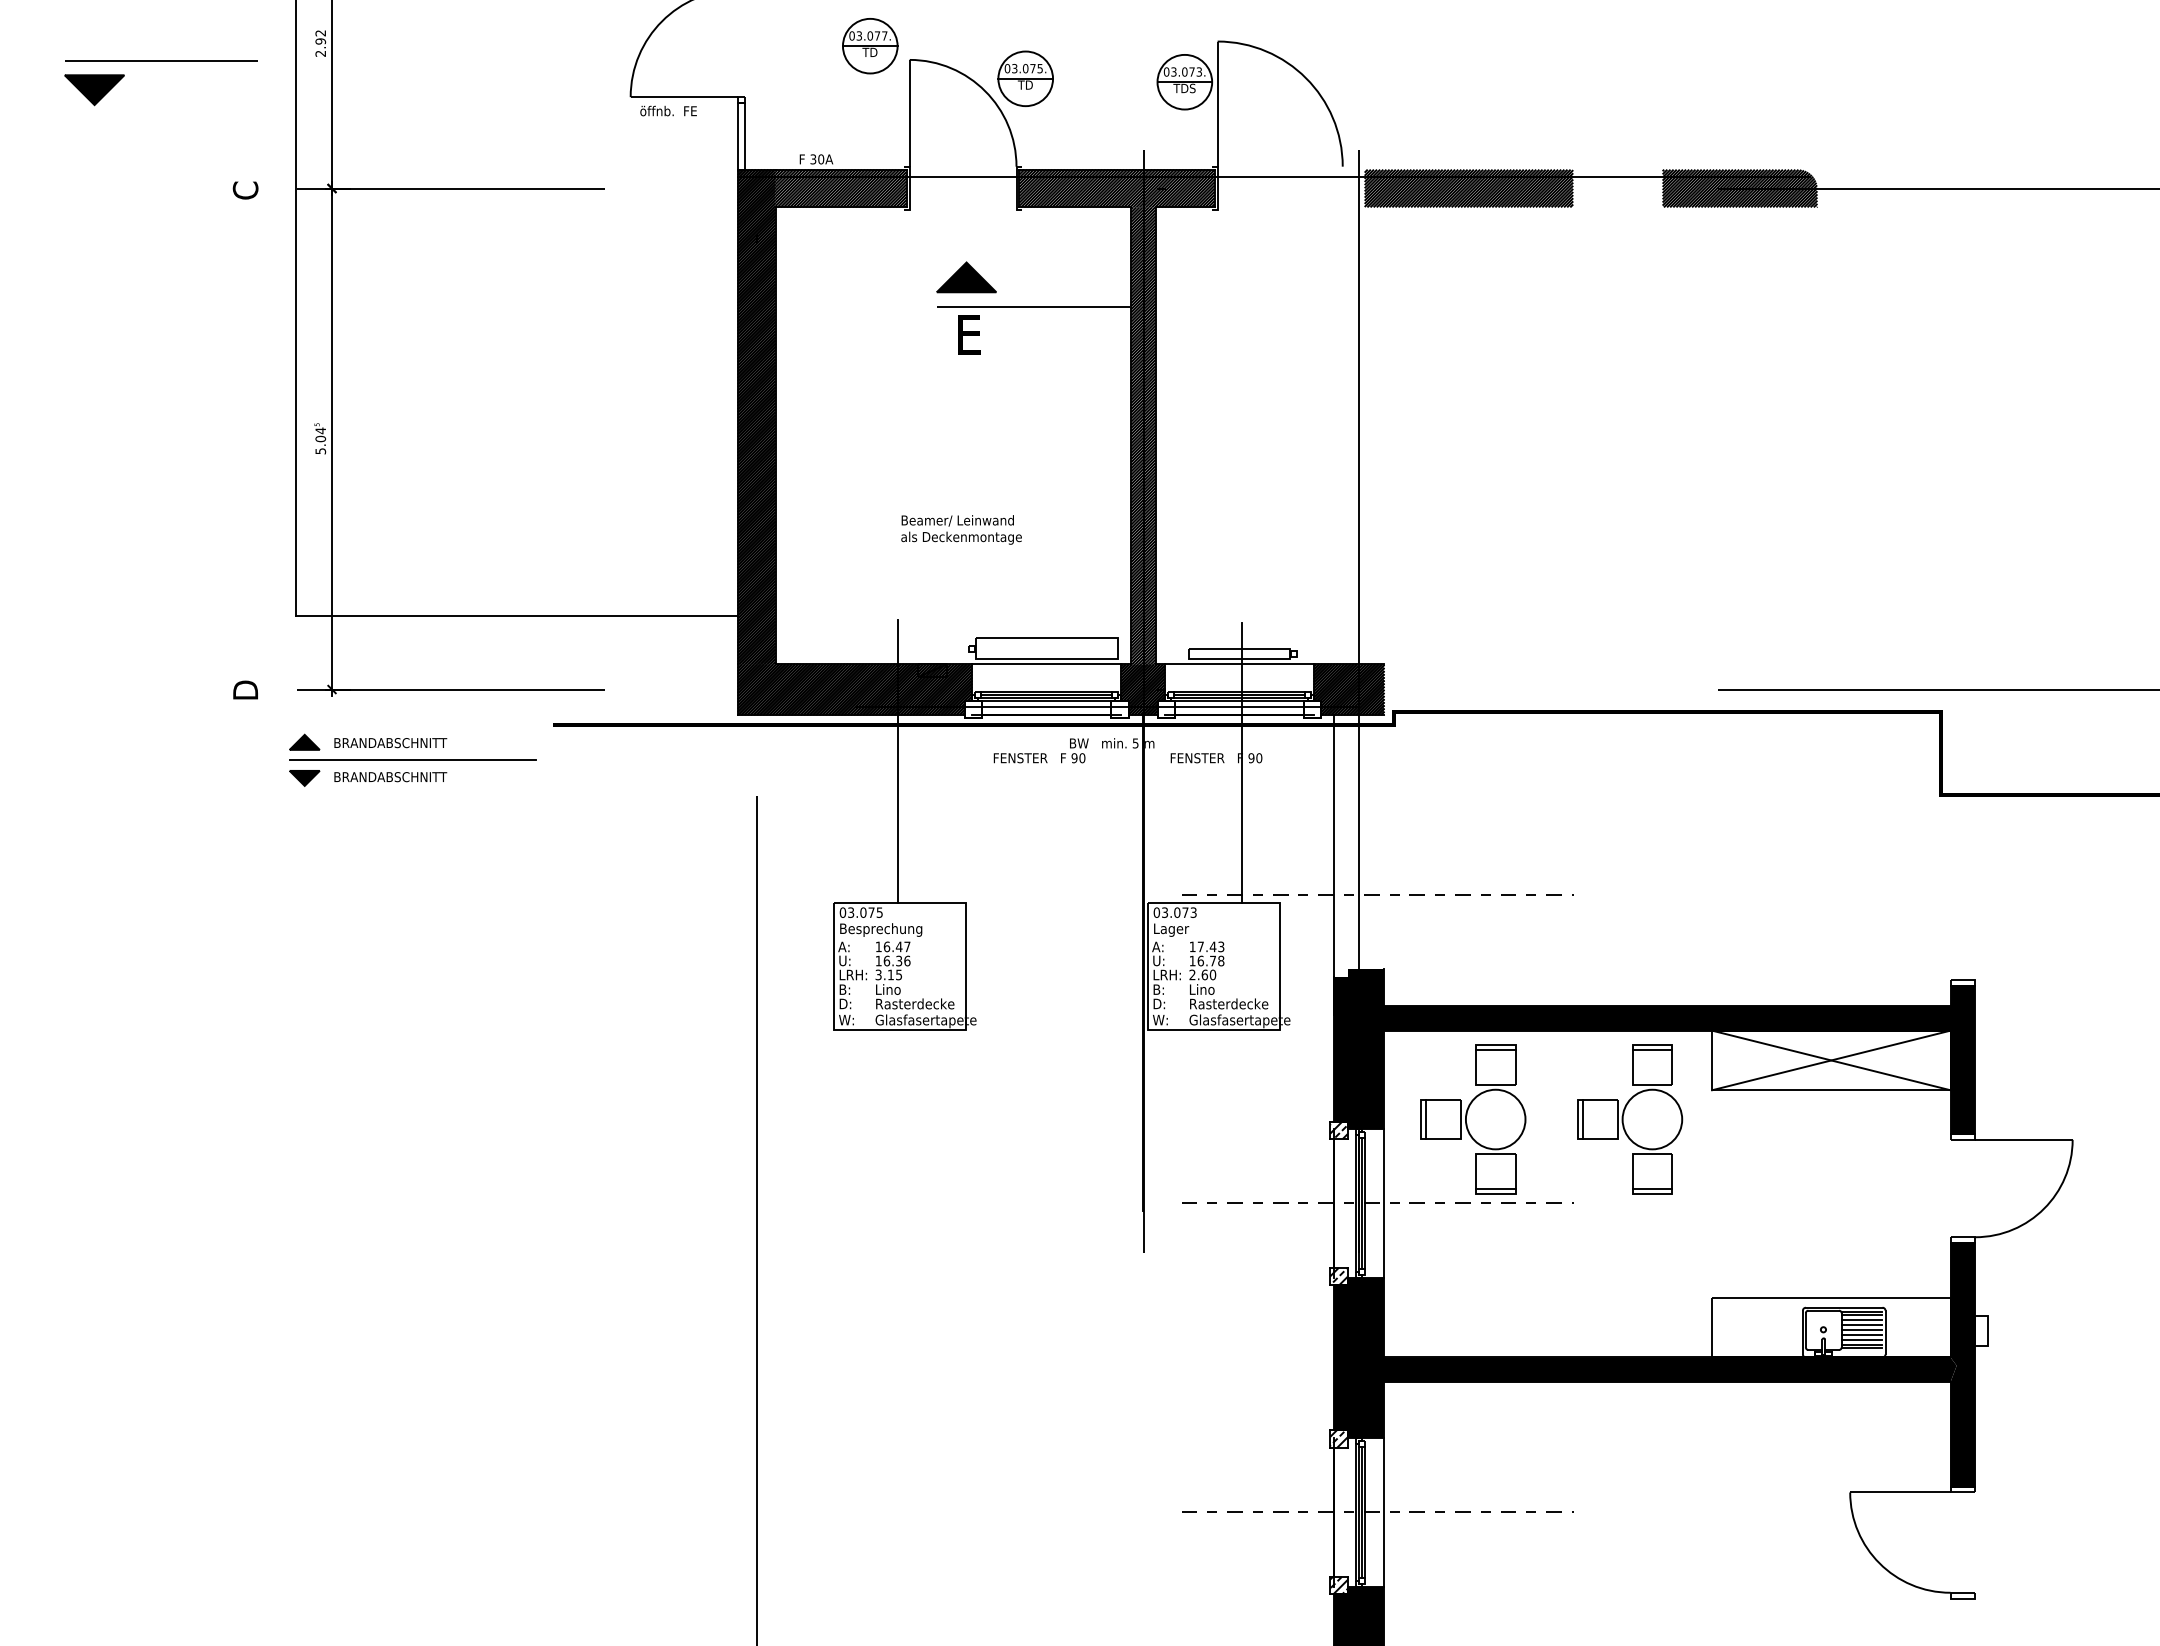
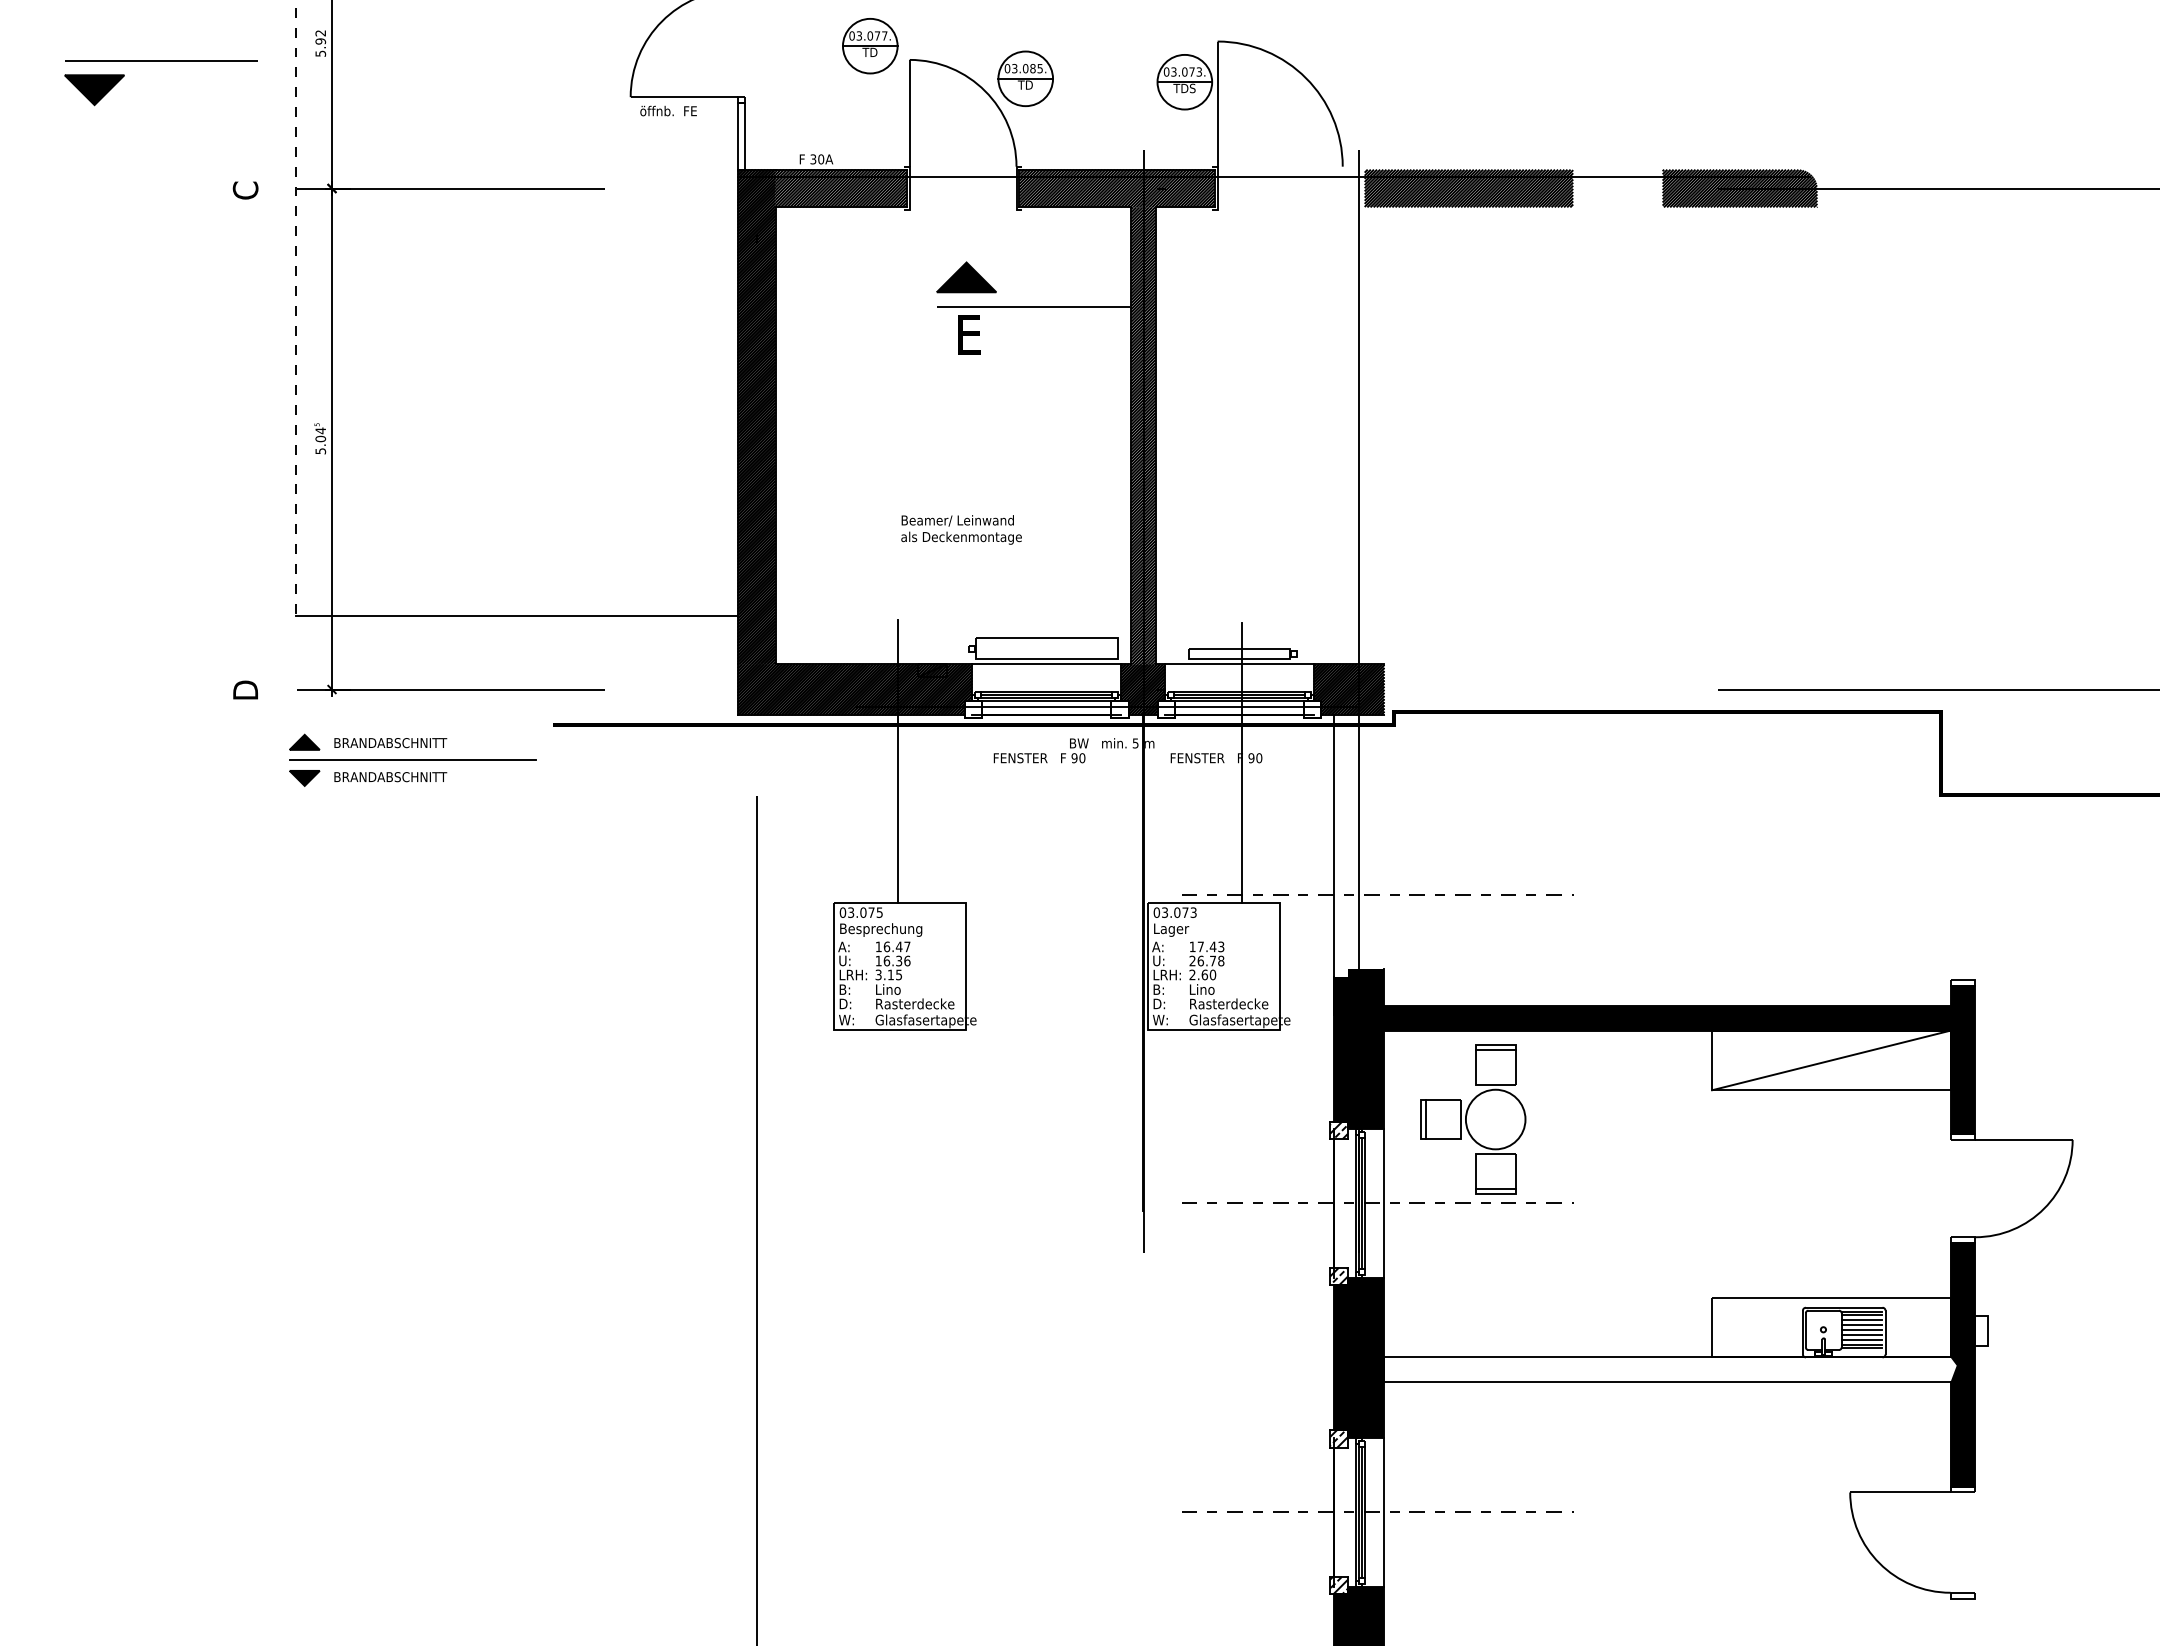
text: 2.92 -> 5.92 (320, 53)
text: 03.075. -> 03.085. (1032, 68)
line: solid -> dashed (295, 308)
text: 16.78 -> 26.78 (1192, 960)
line: present -> none (1831, 1060)
part: present -> none (1630, 1119)
fill: present -> none (1670, 1369)
